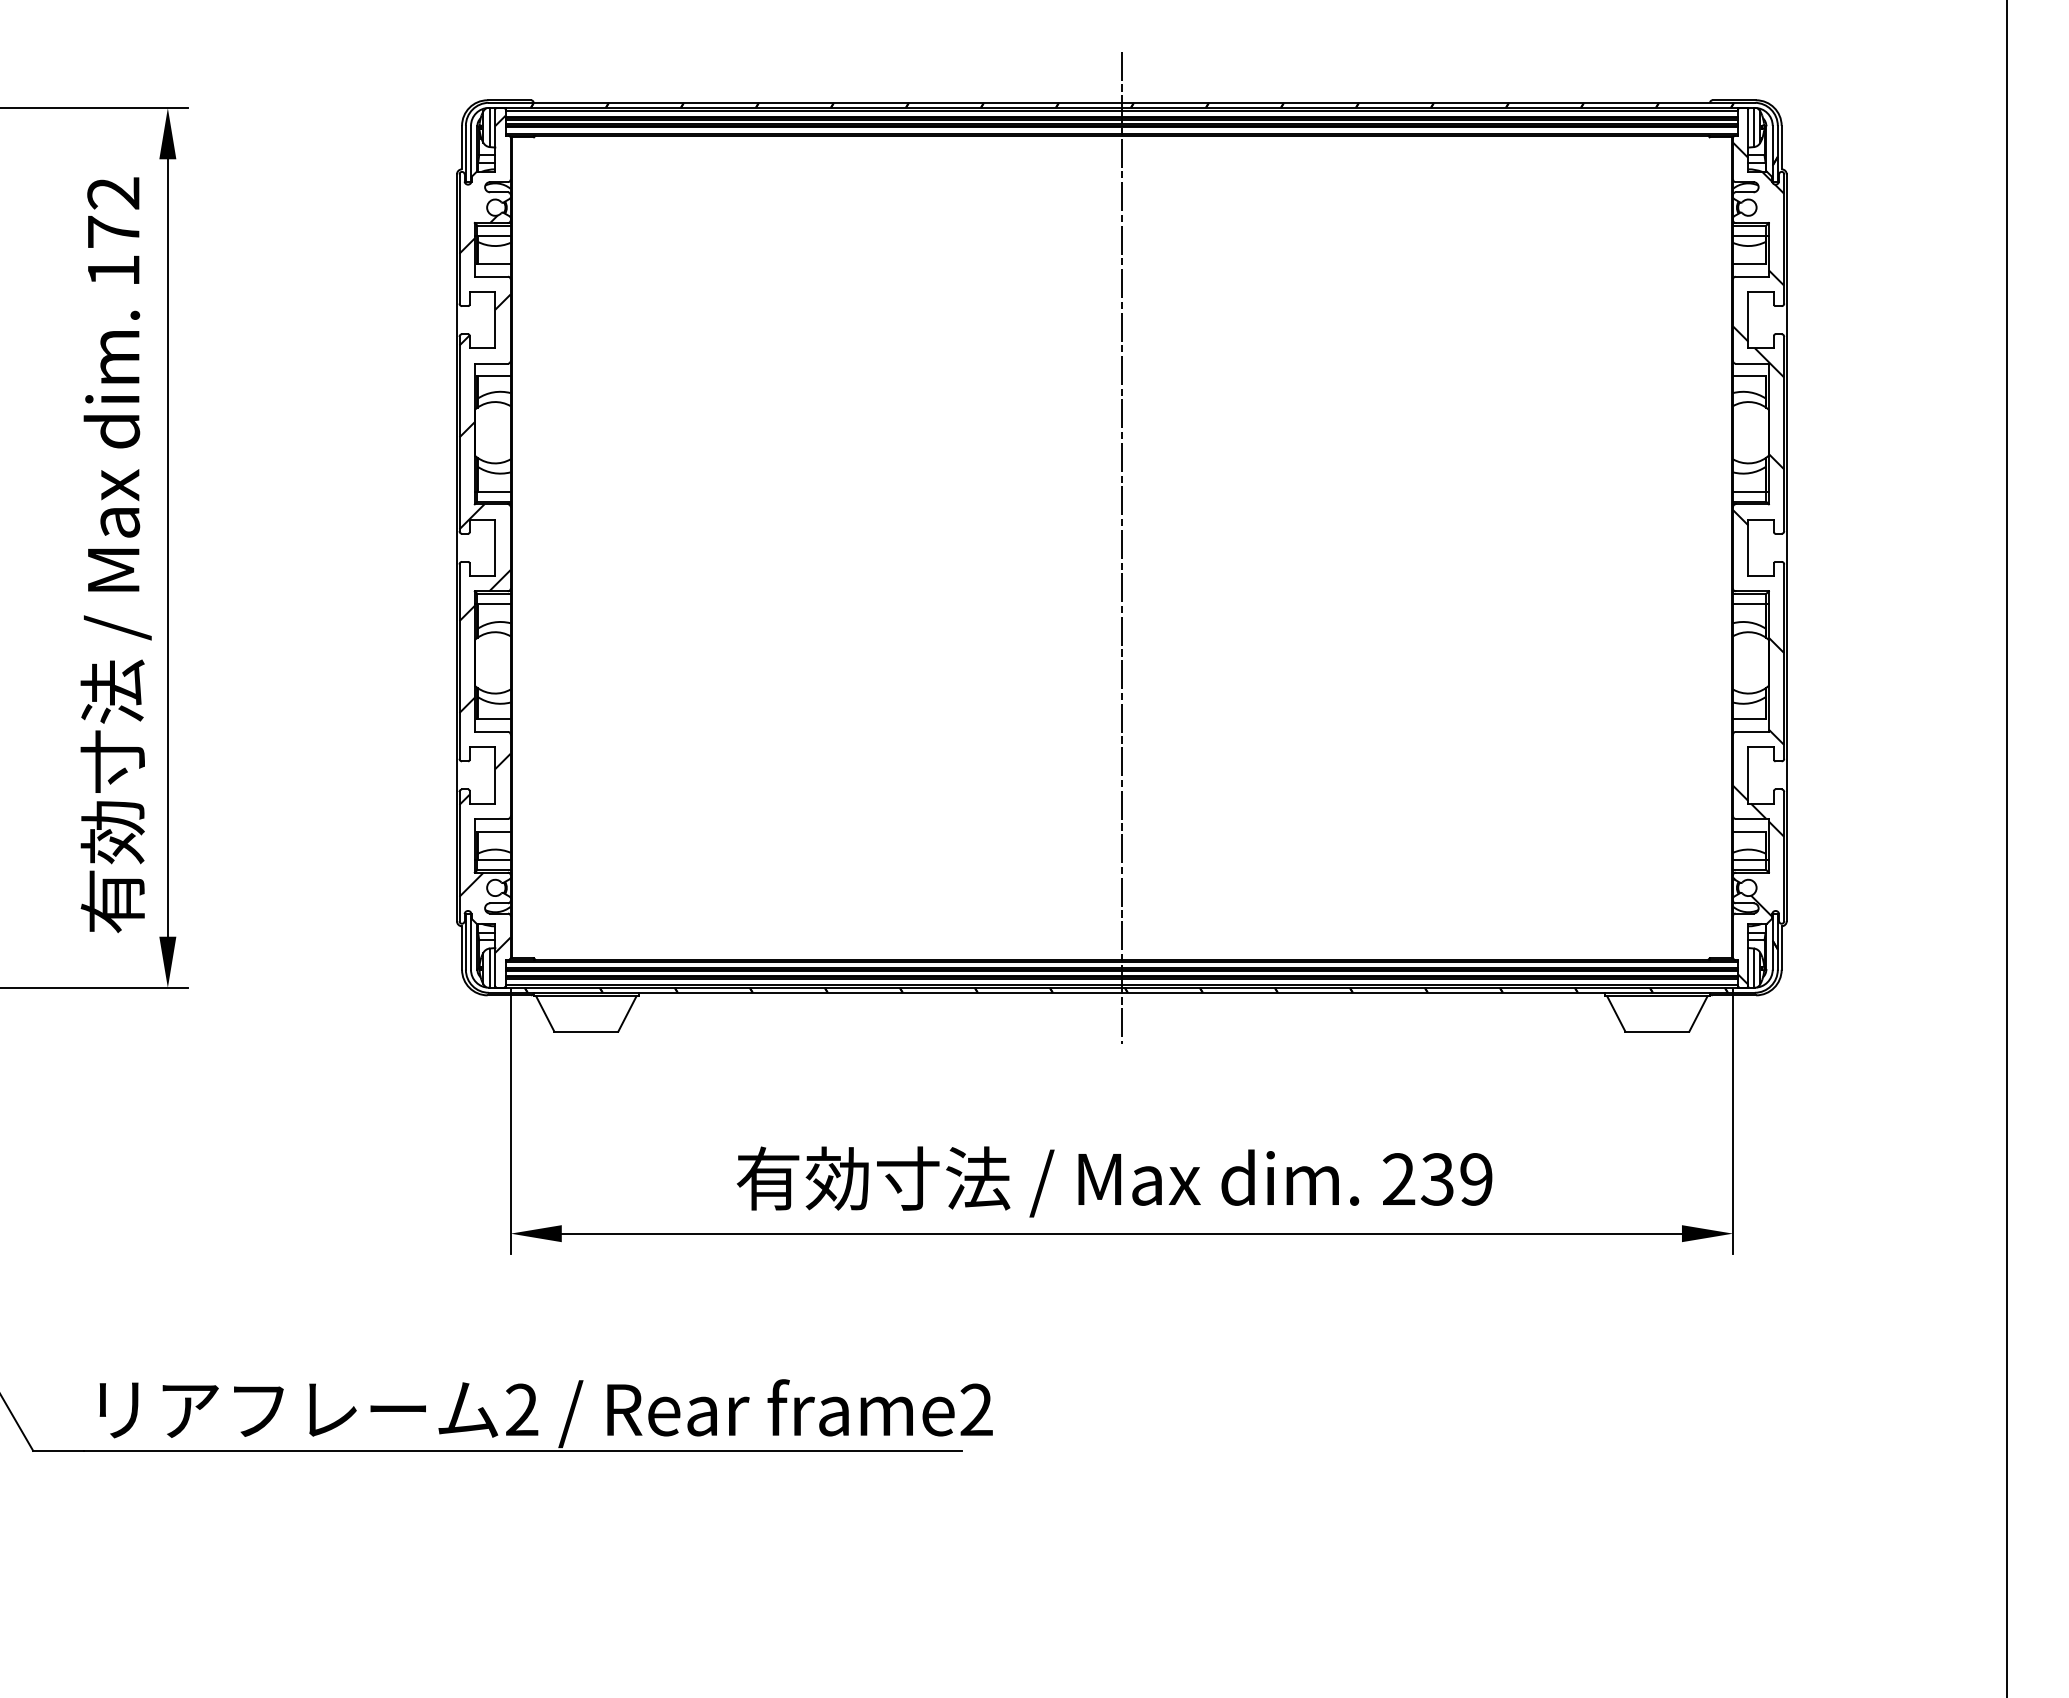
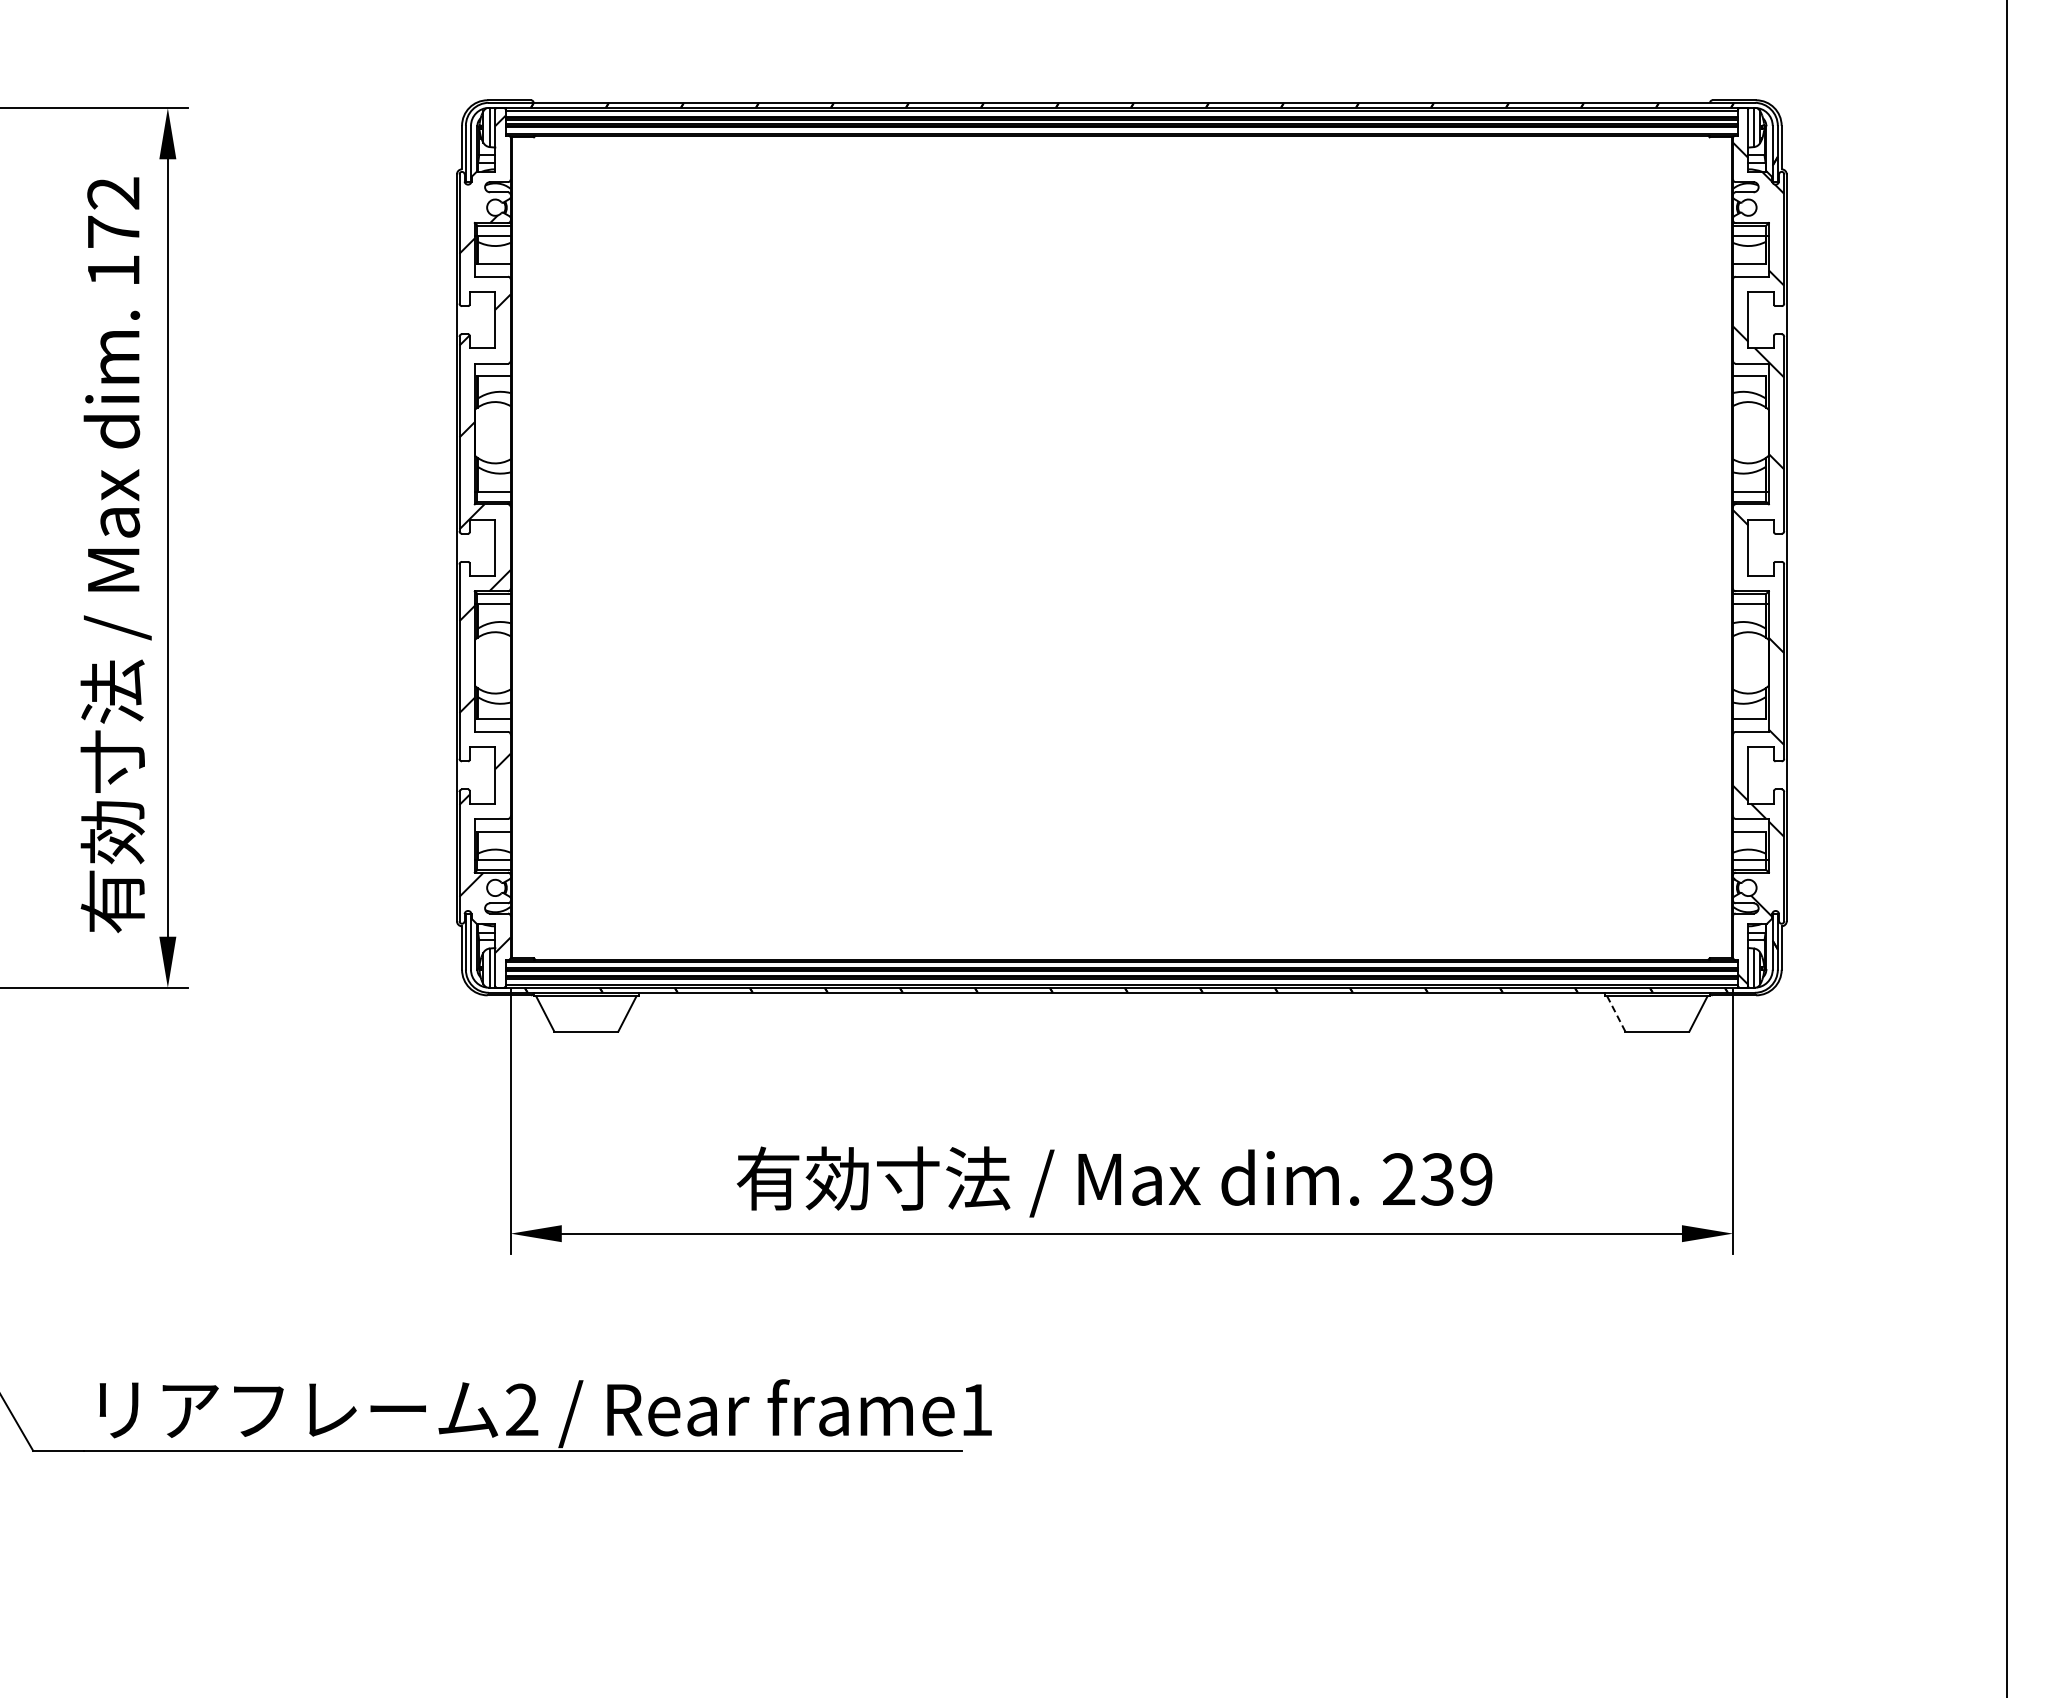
line: present -> none (1121, 547)
line: solid -> dashed (1616, 1014)
text: frame2 -> frame1 (976, 1409)
